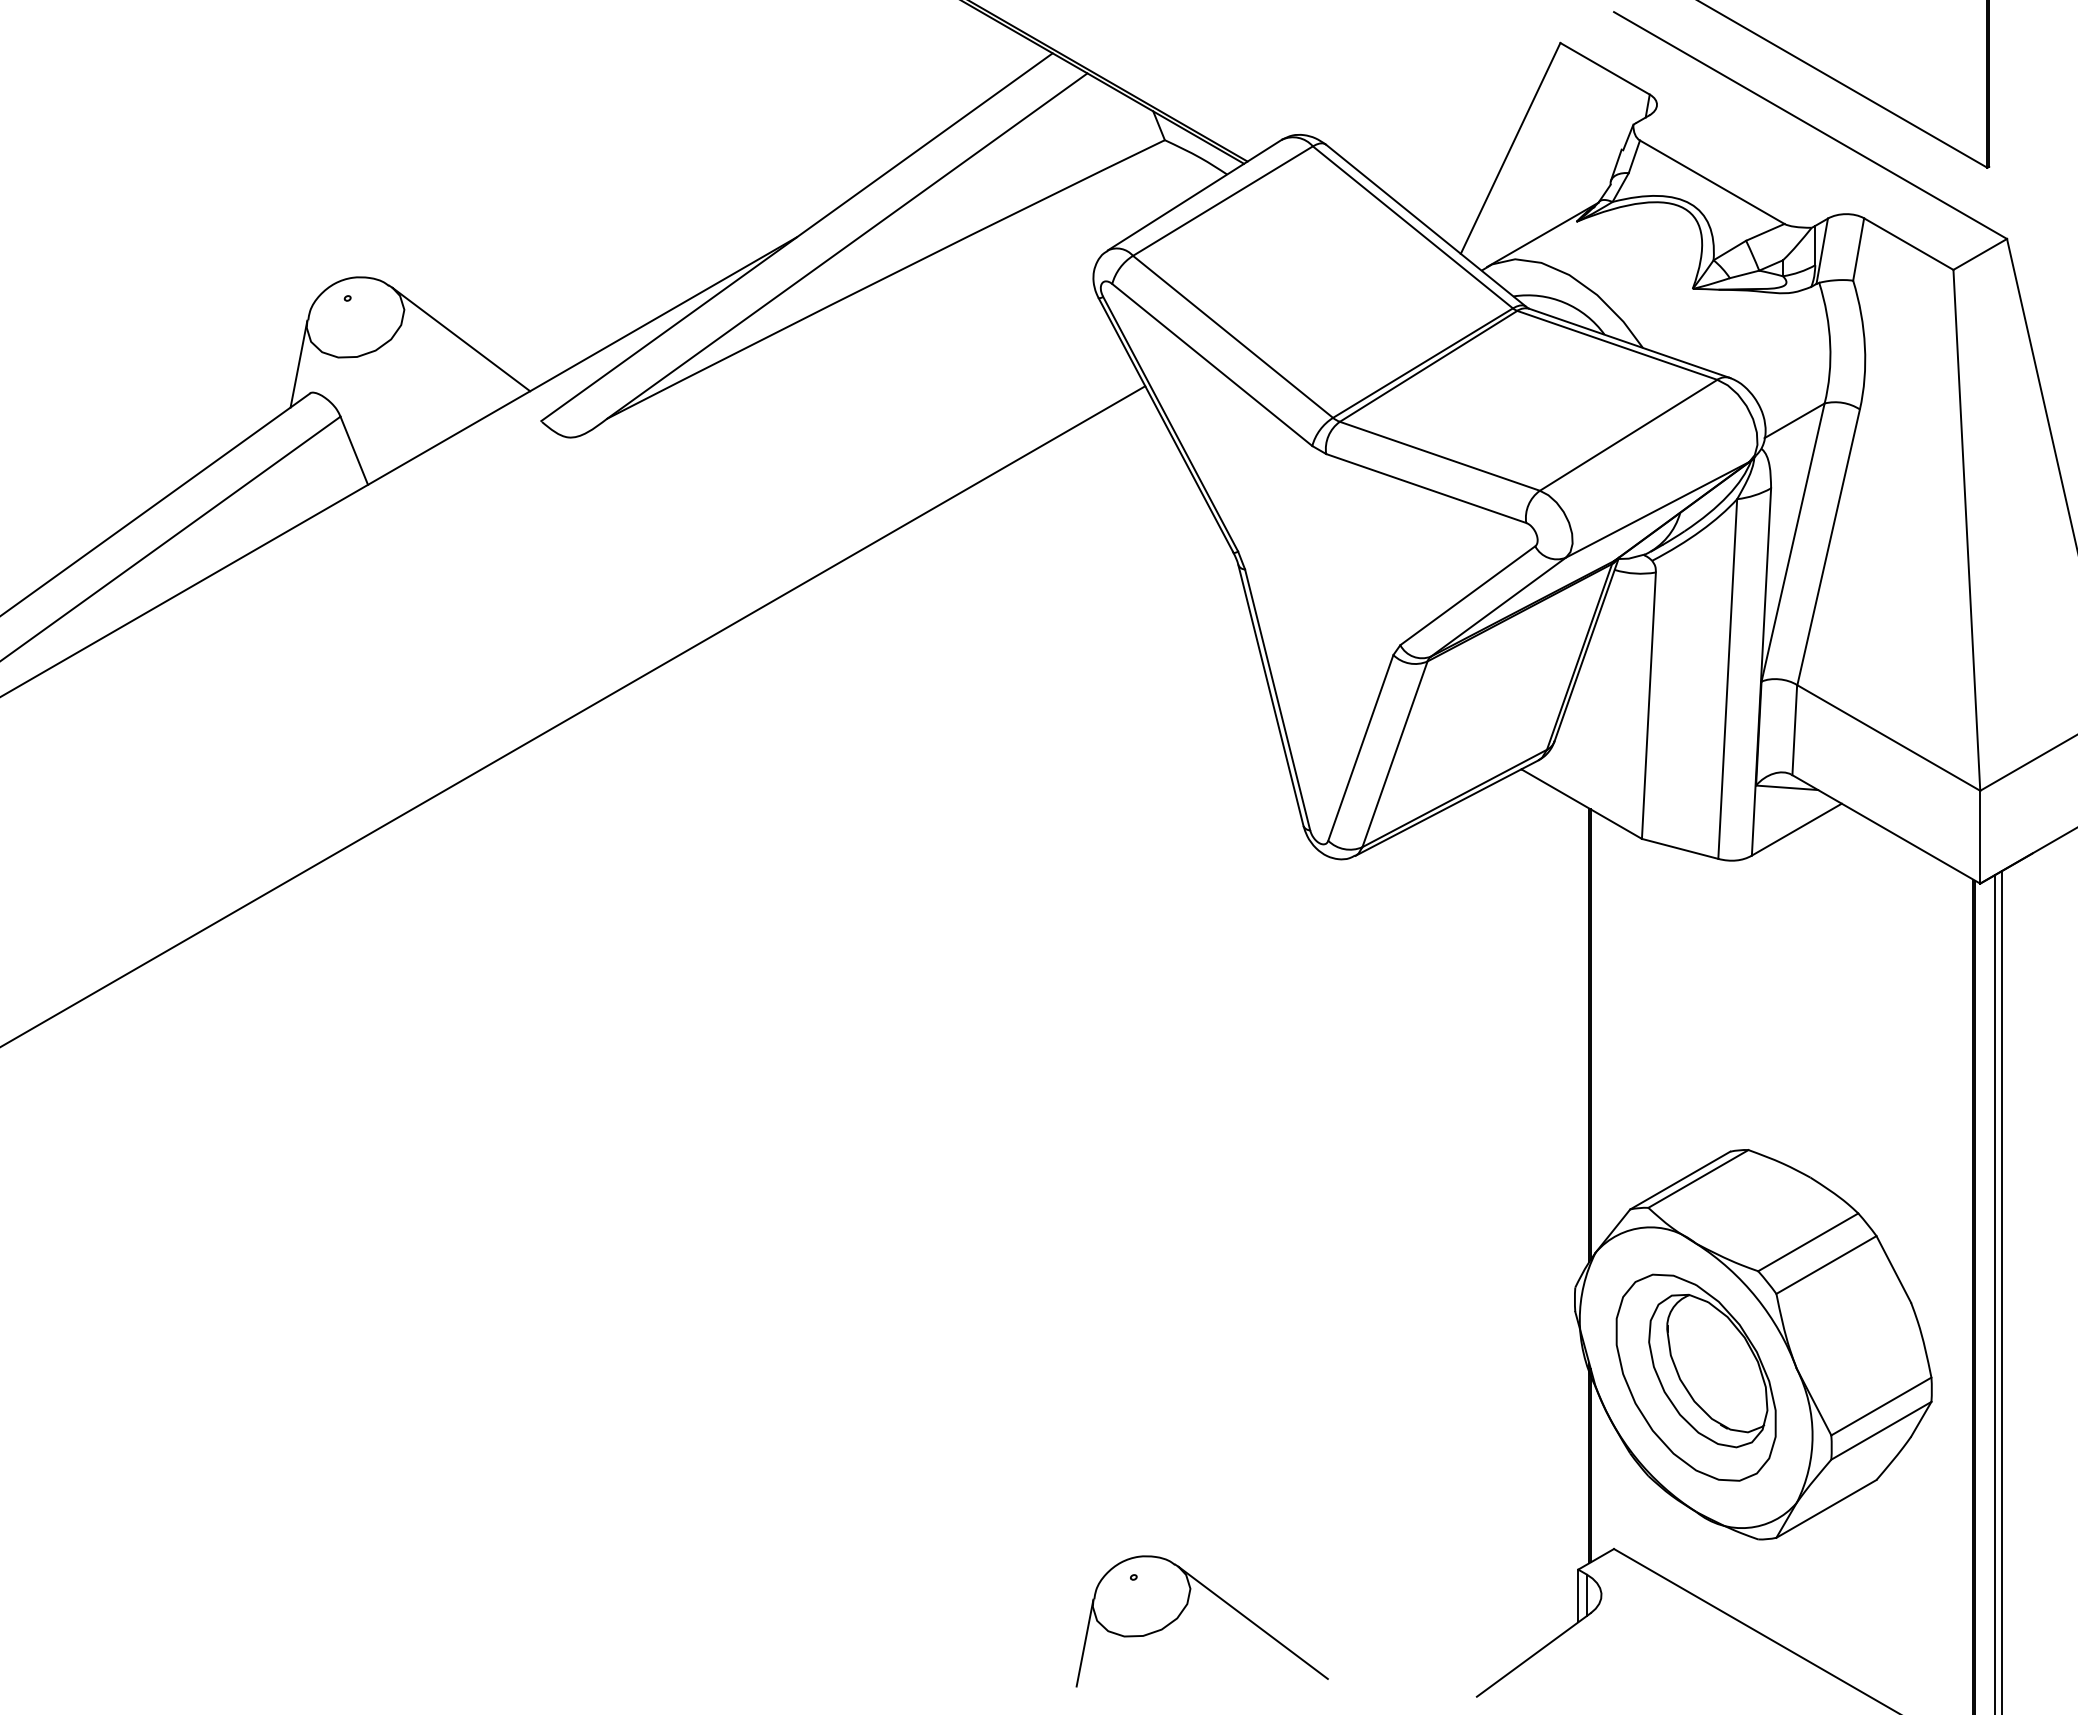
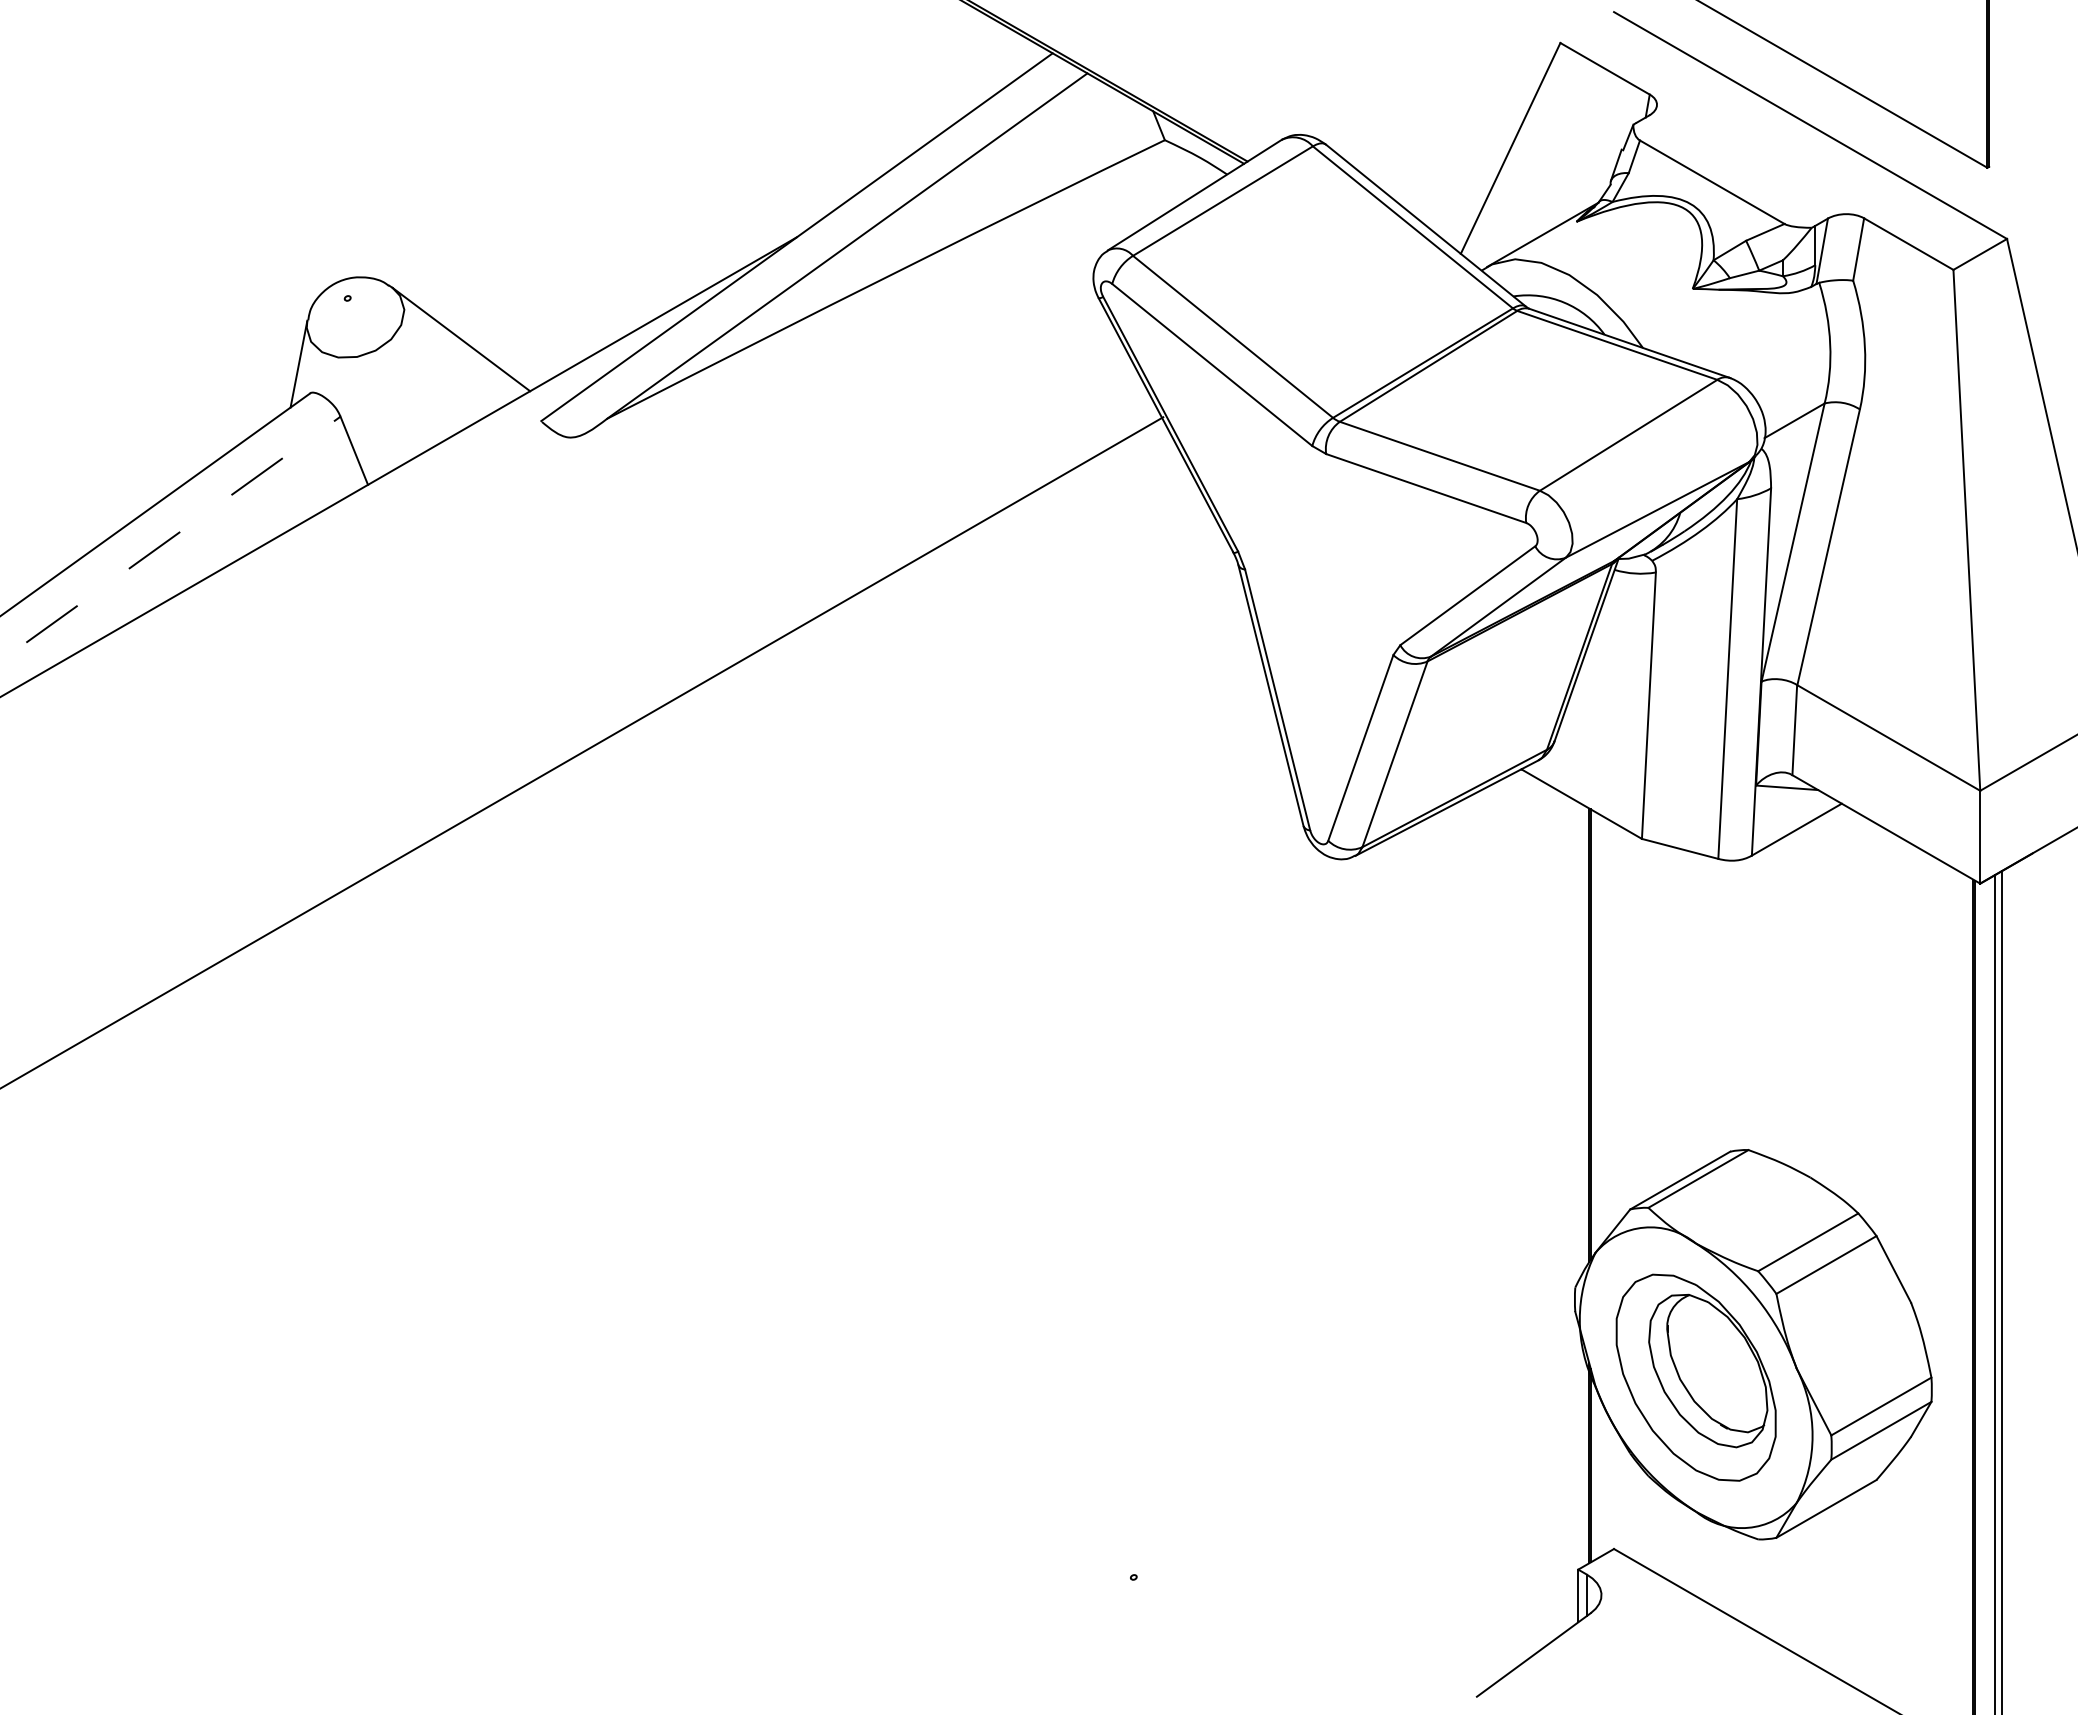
line: solid -> dashed (170, 538)
line position: (573, 715) -> (582, 752) (582, 752)
part: present -> none (1186, 1607)
